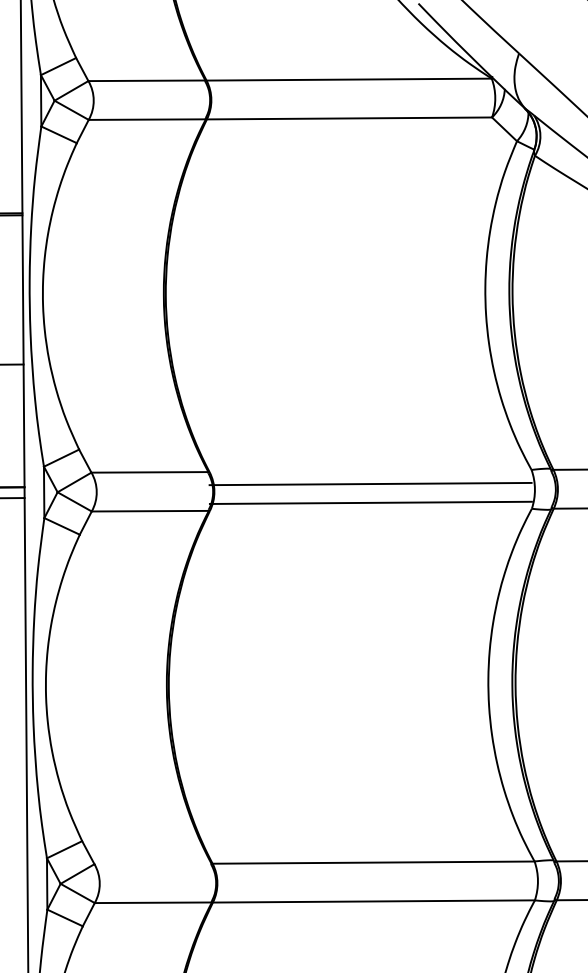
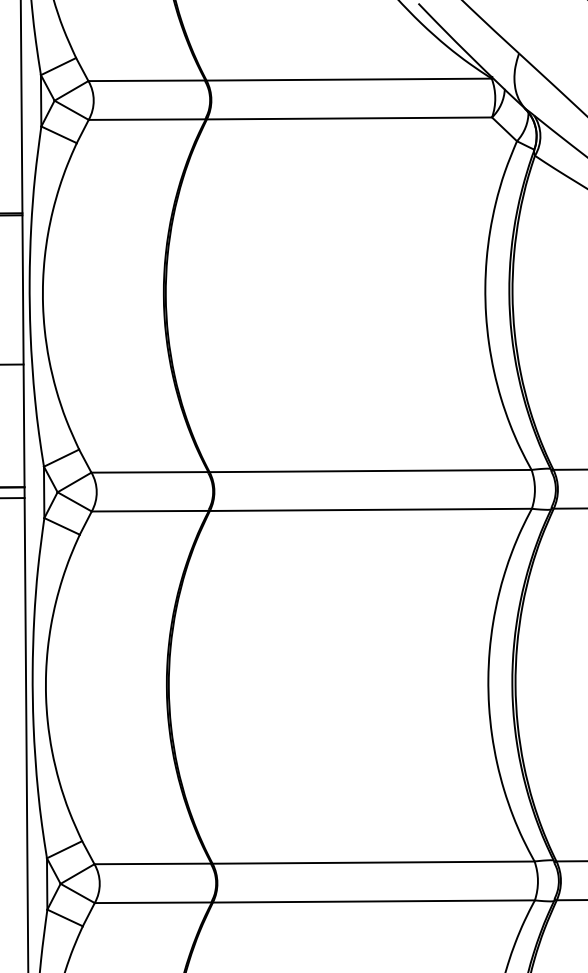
line position: (370, 483) -> (370, 470) (370, 470)
line position: (370, 502) -> (370, 509) (370, 509)
line: none -> present (152, 863)
